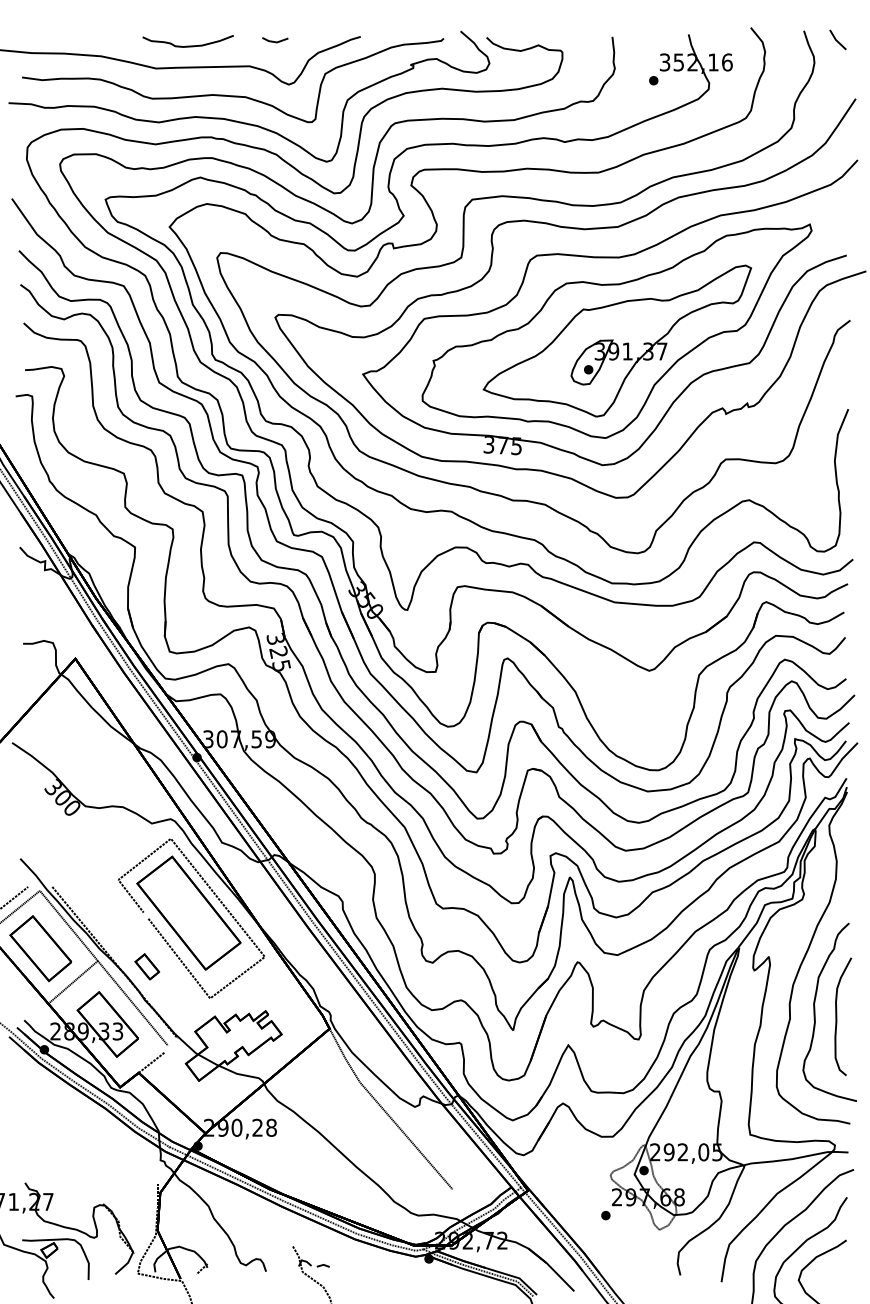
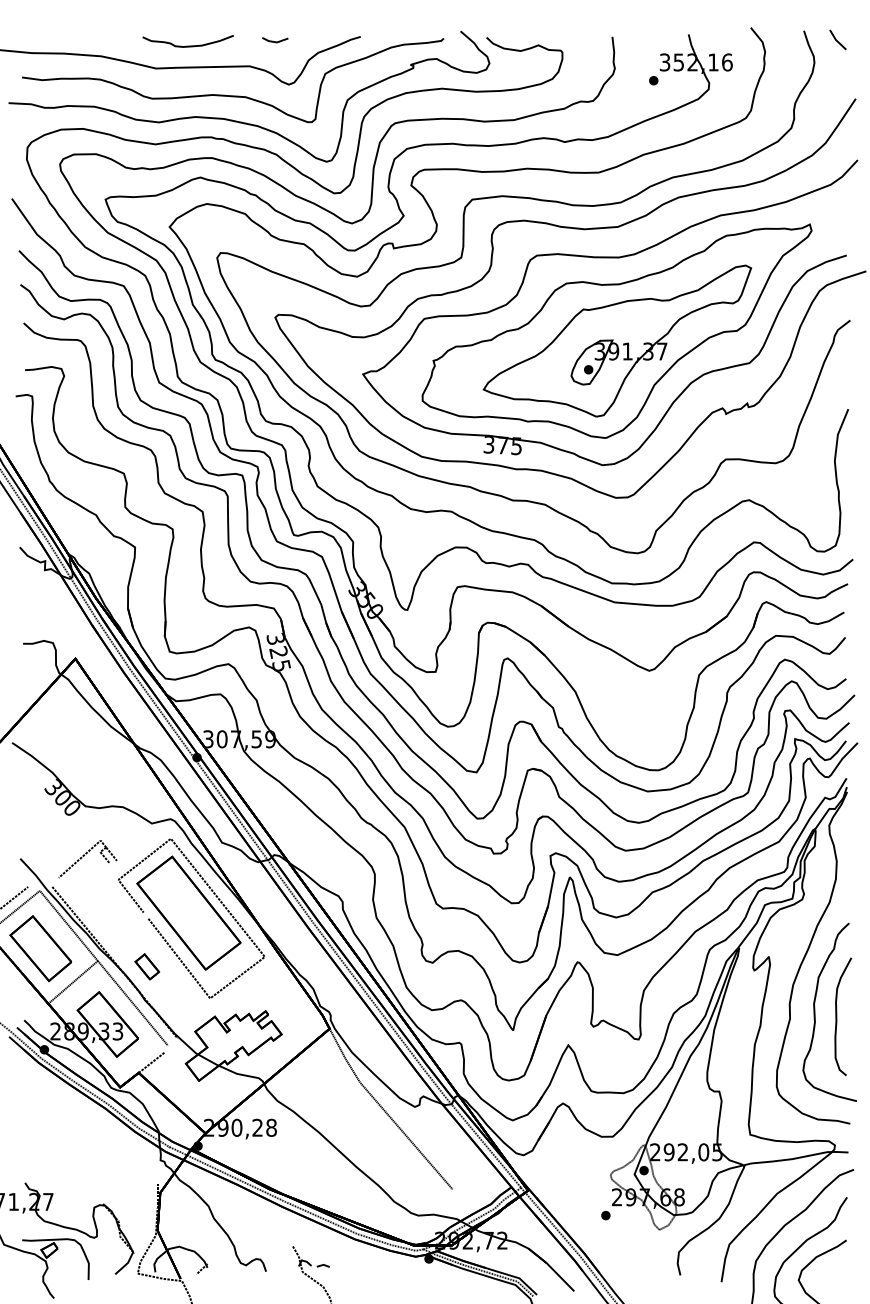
part: none -> present (87, 859)
